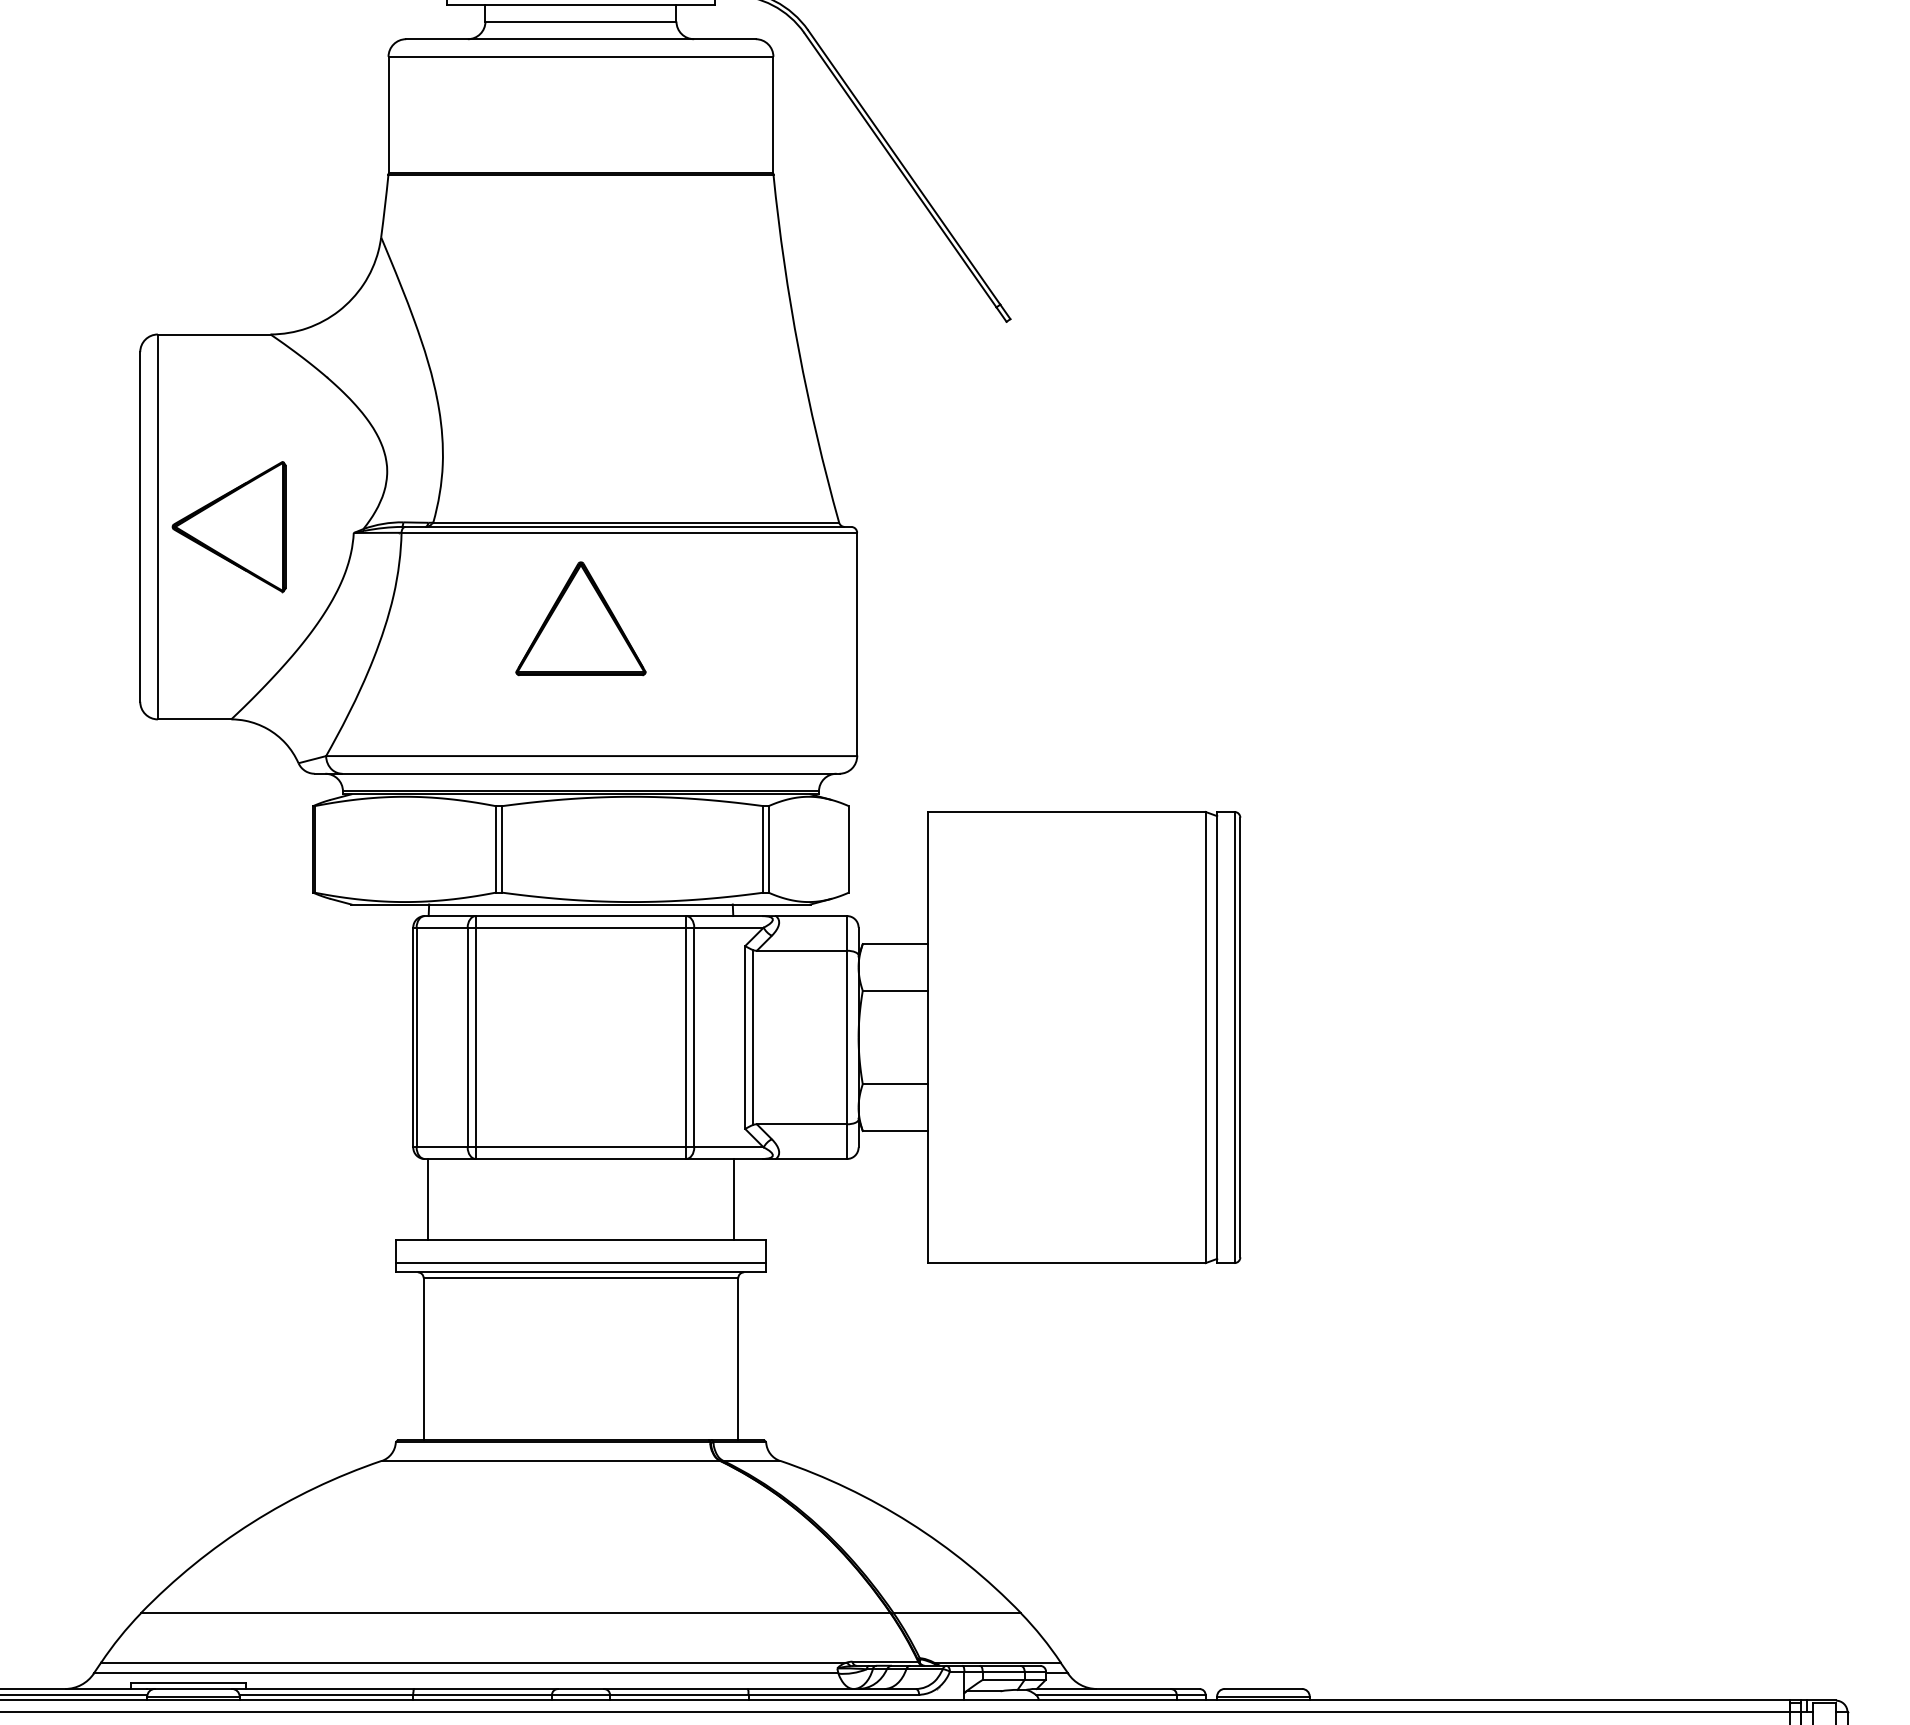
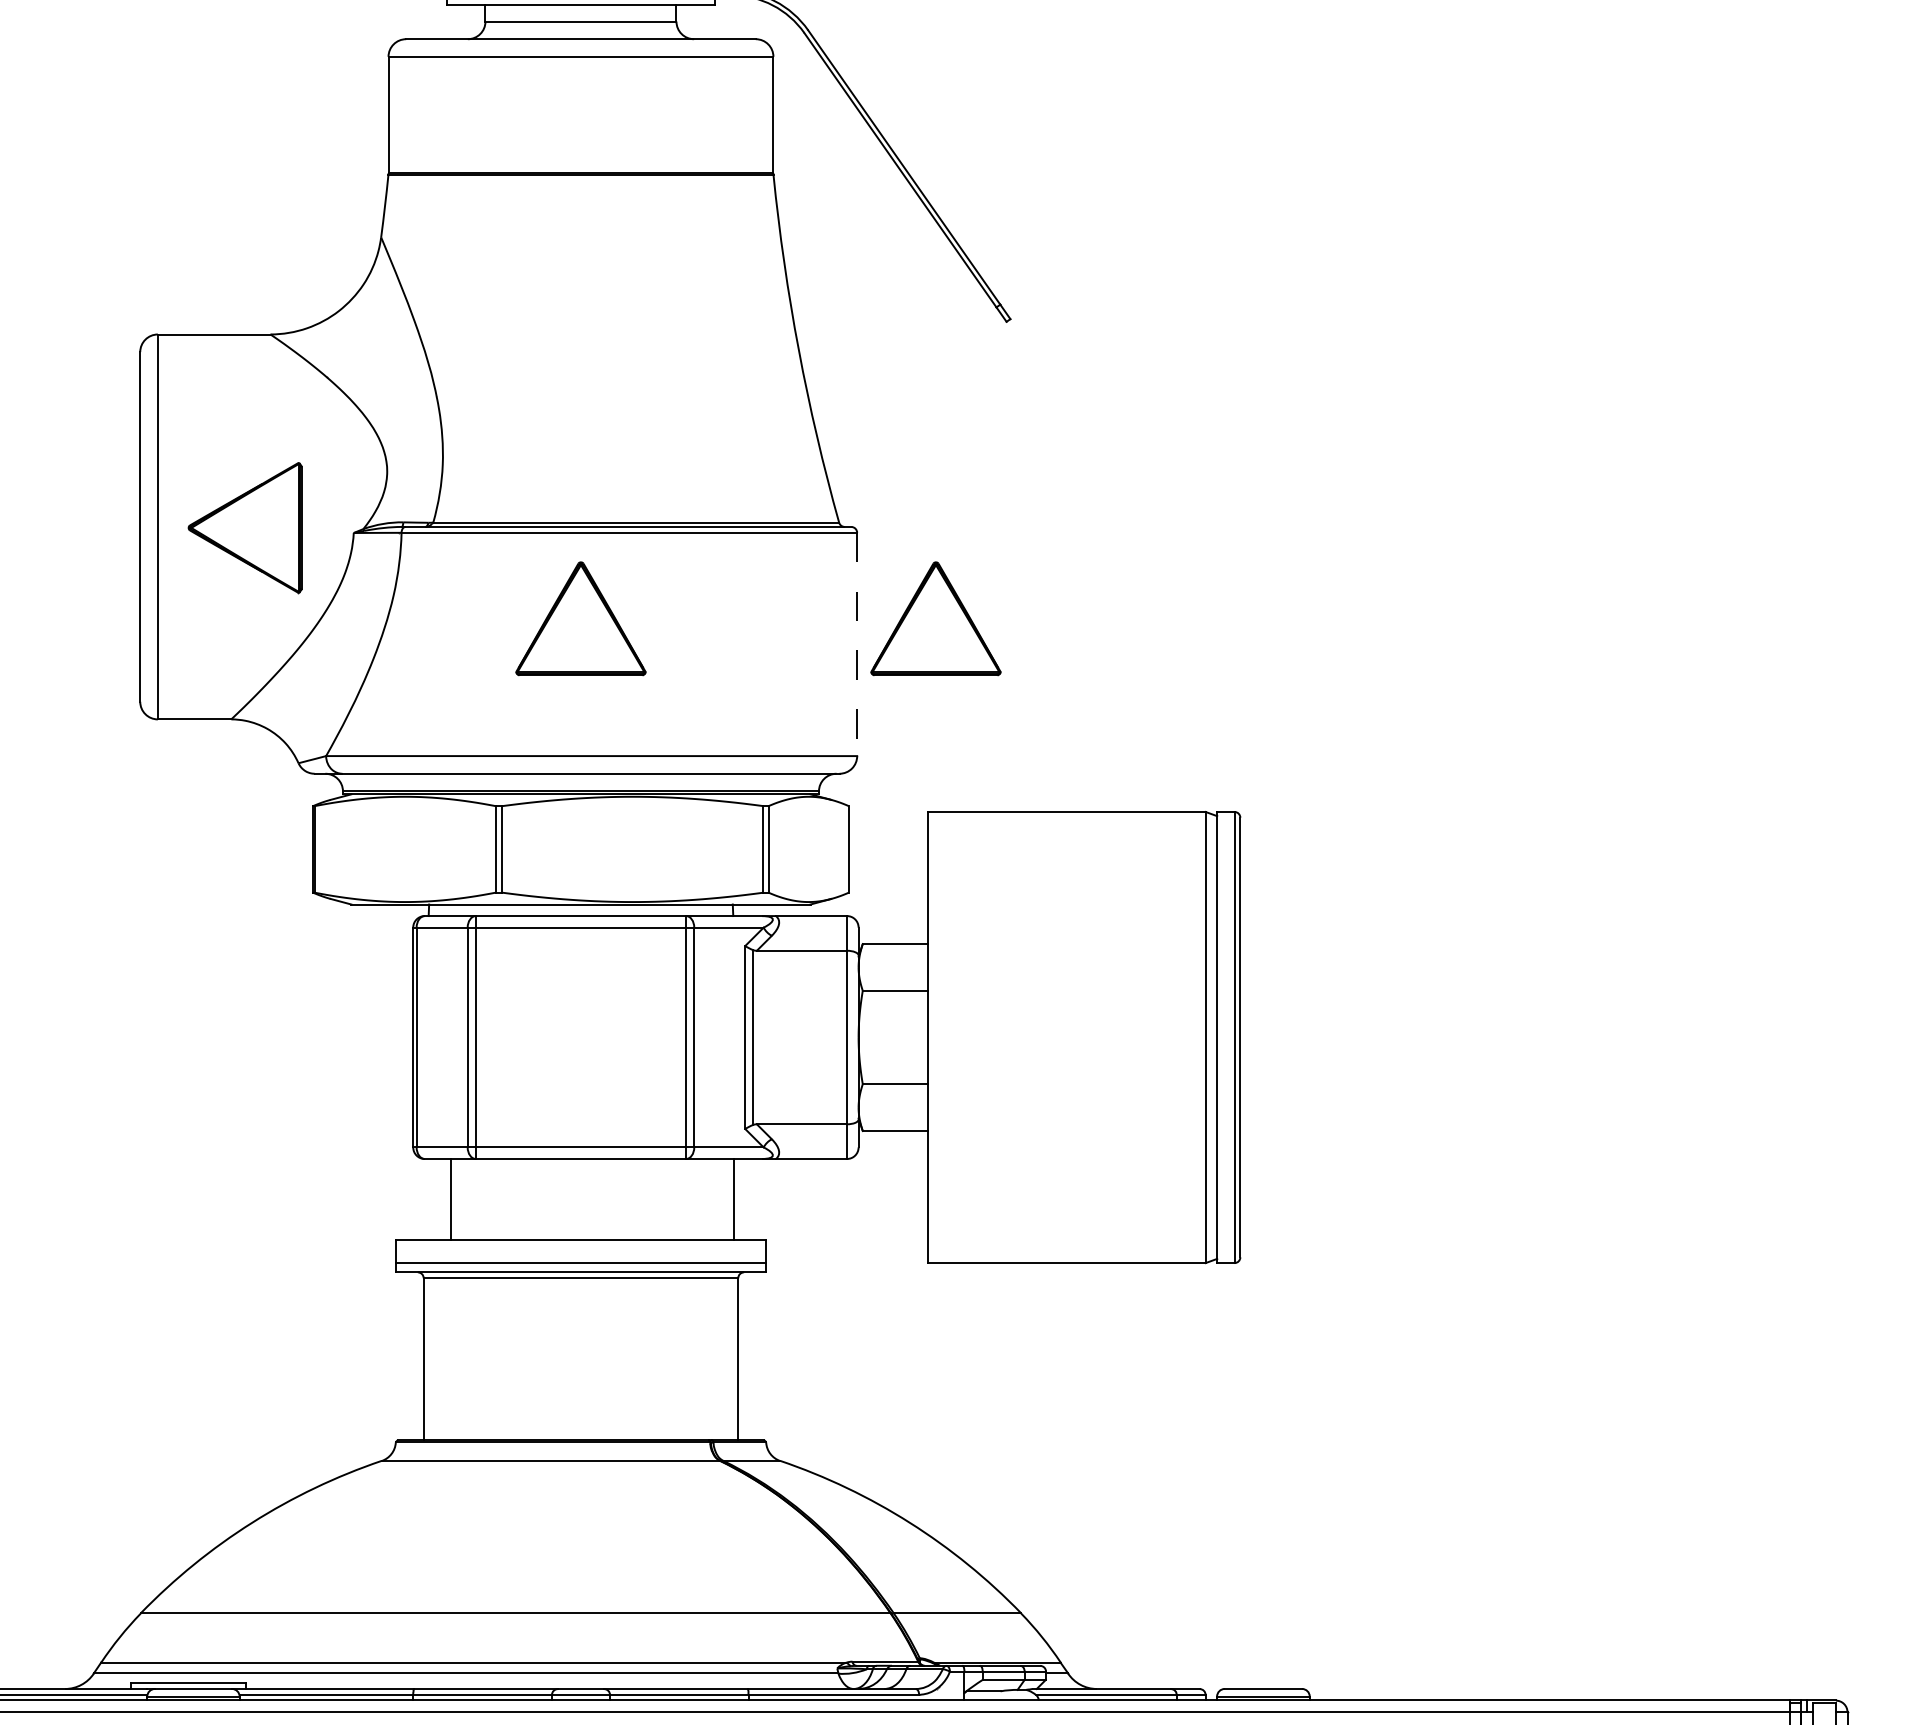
part position: (228, 527) -> (244, 528) (244, 528)
part: none -> present (935, 618)
line: solid -> dashed (857, 644)
line position: (428, 1199) -> (451, 1199) (451, 1199)
